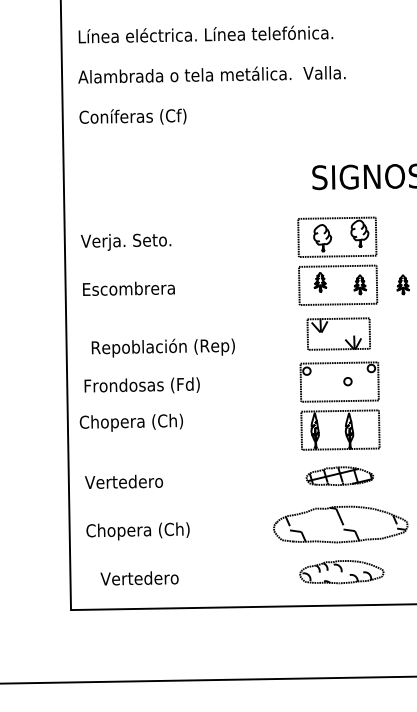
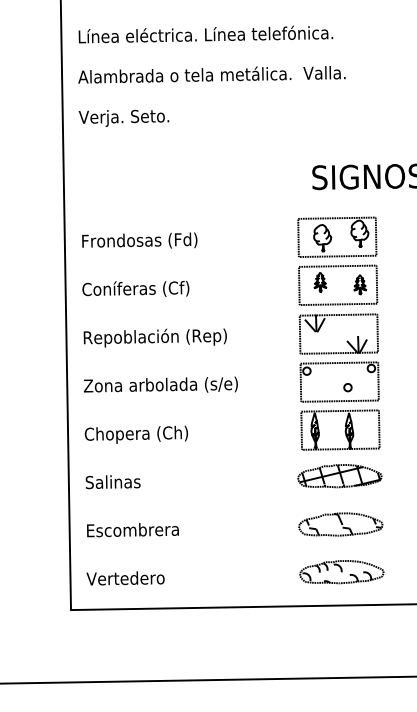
text: Coníferas (Cf) -> Verja. Seto. (132, 117)
text: Verja. Seto. -> Frondosas (Fd) (138, 241)
part: present -> none (402, 284)
text: Escombrera -> Coníferas (Cf) (135, 288)
part size: 65x34 px -> 81x42 px (338, 333)
text position: (162, 347) -> (154, 337) (154, 337)
part position: (347, 381) -> (347, 387) (347, 387)
text: Frondosas (Fd) -> Zona arbolada (s/e) (160, 384)
text position: (130, 422) -> (135, 434) (135, 434)
part size: 70x20 px -> 86x25 px (339, 476)
text: Vertedero -> Salinas (123, 481)
part size: 136x39 px -> 86x25 px (340, 524)
text: Chopera (Ch) -> Escombrera (137, 531)
text position: (139, 578) -> (125, 578) (125, 578)
